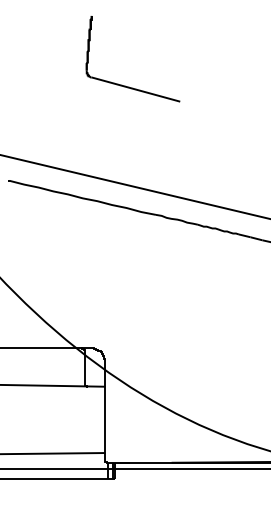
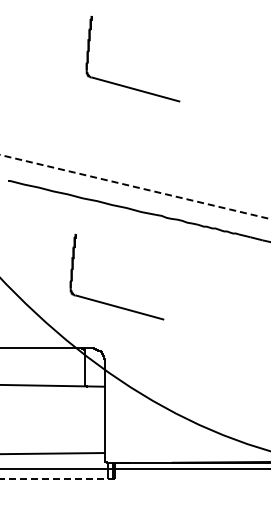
line: solid -> dashed (135, 187)
part: none -> present (109, 303)
line: solid -> dashed (57, 479)
